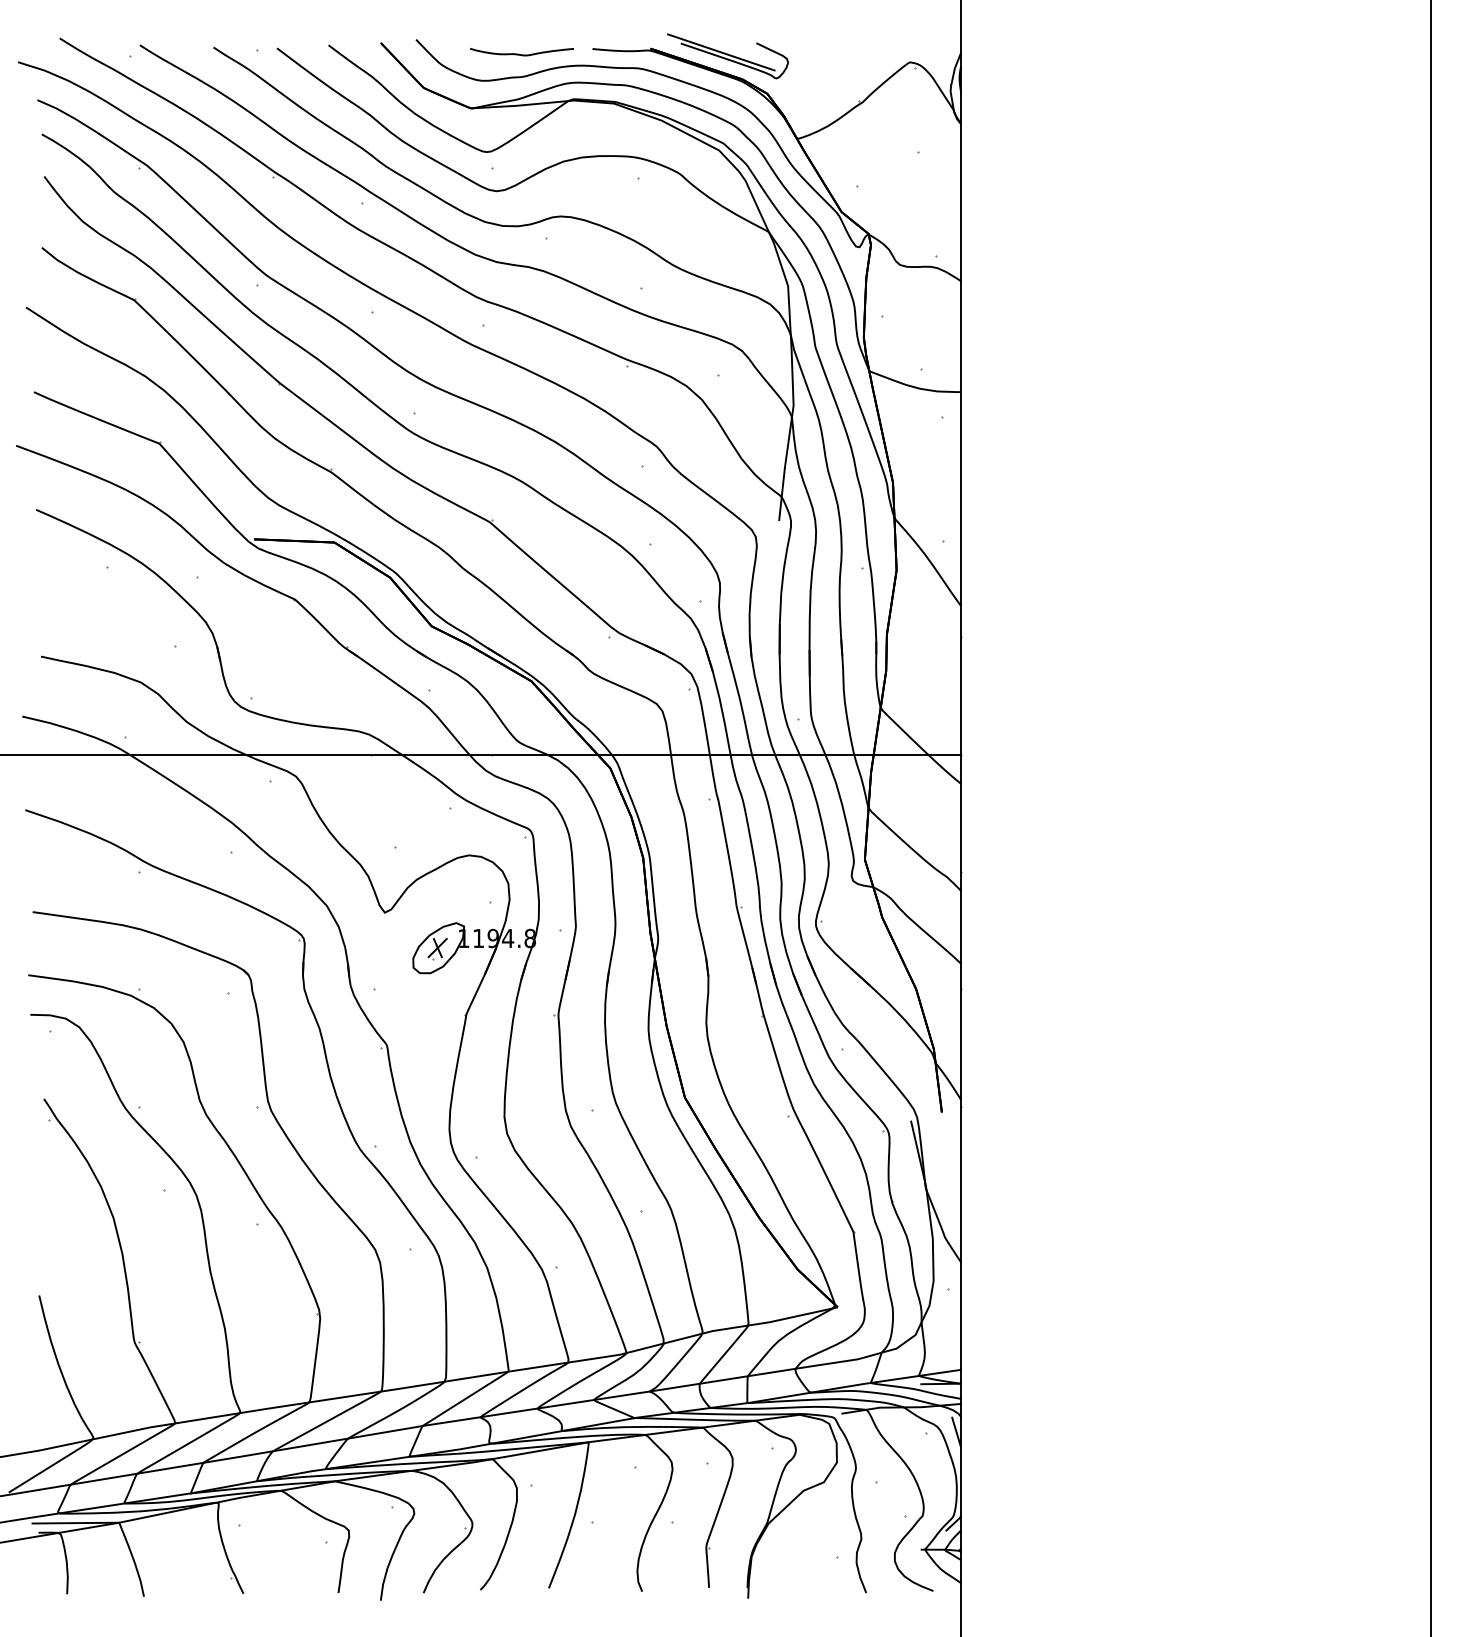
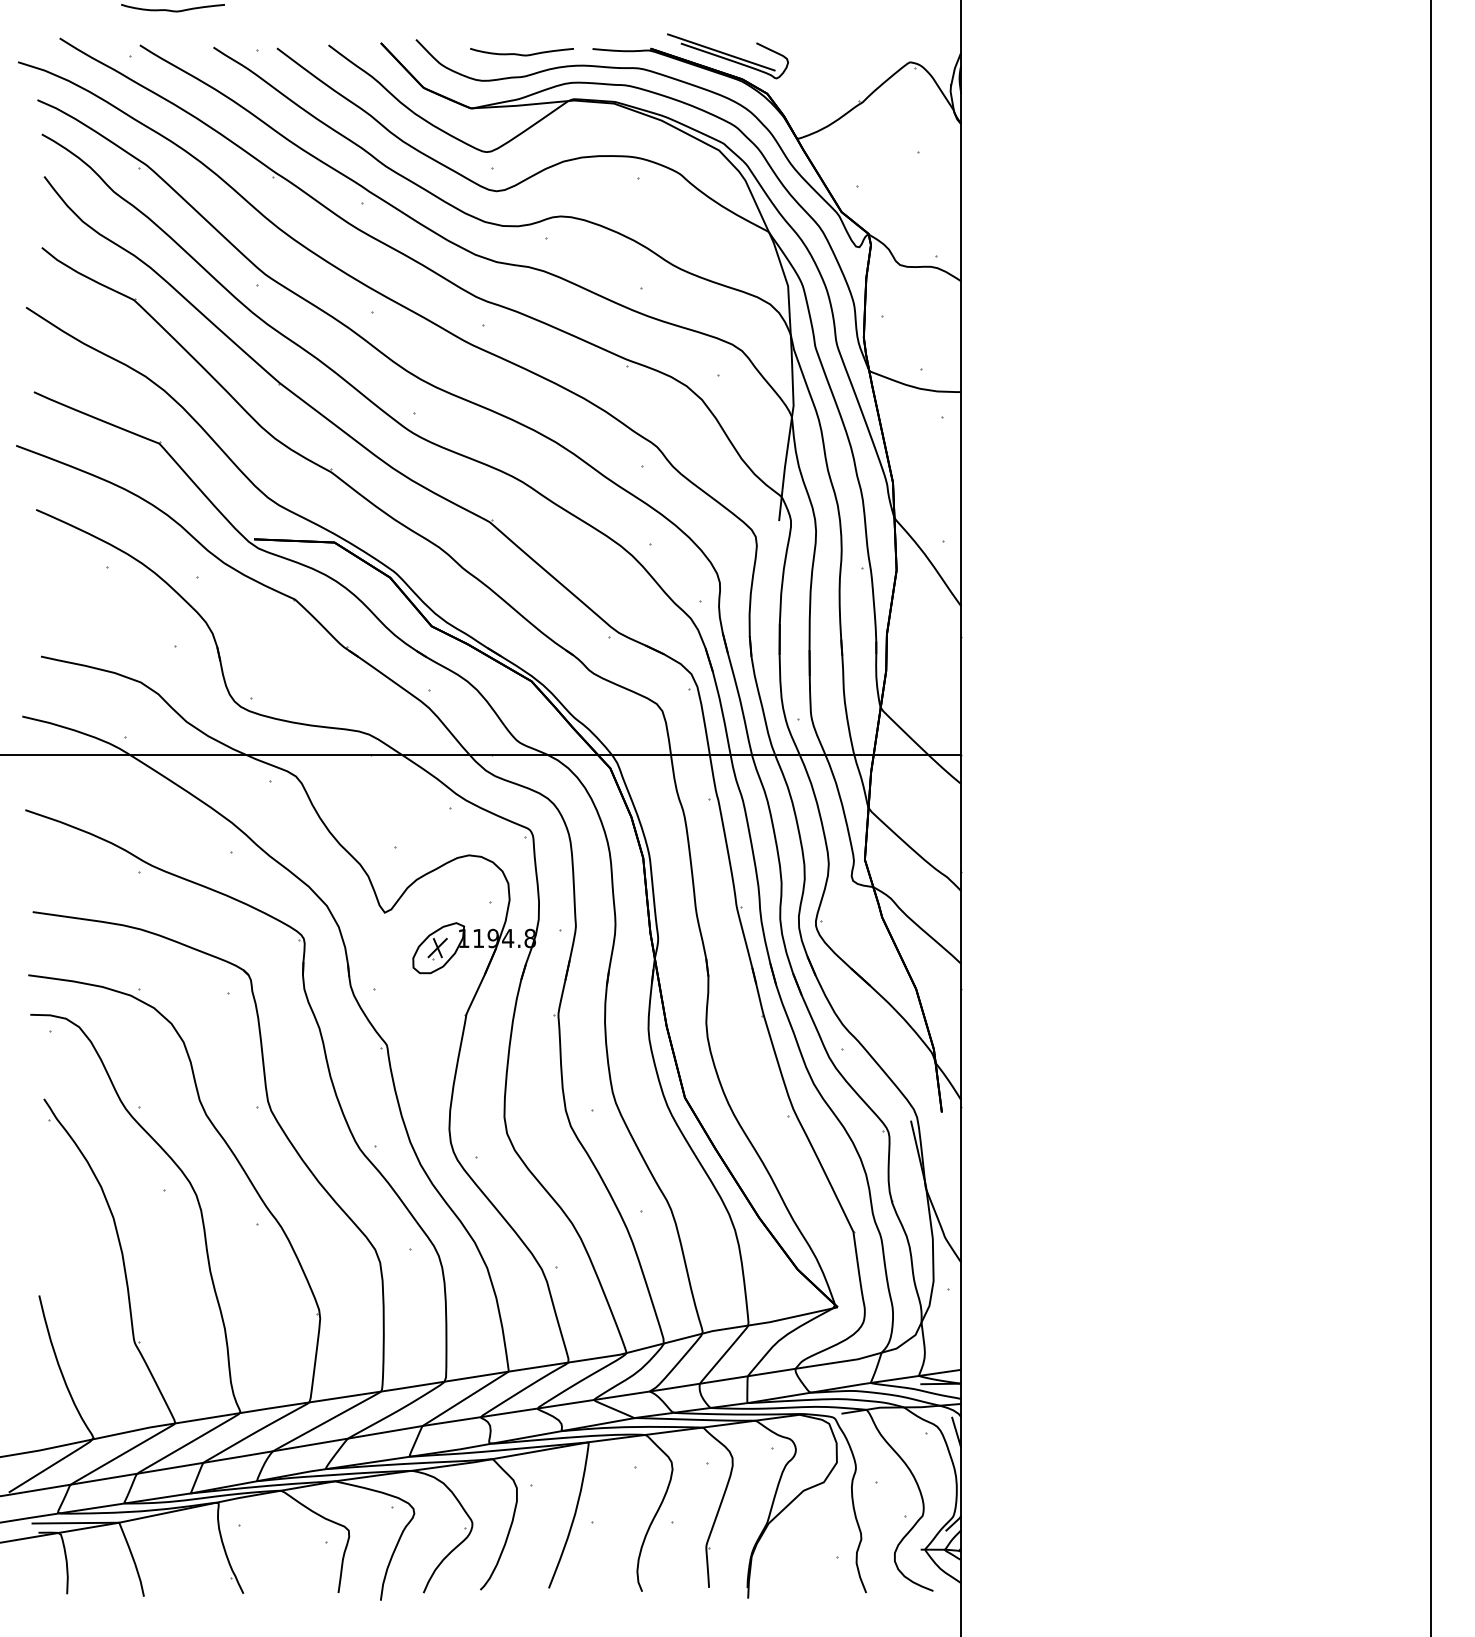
curve: none -> present (172, 10)
